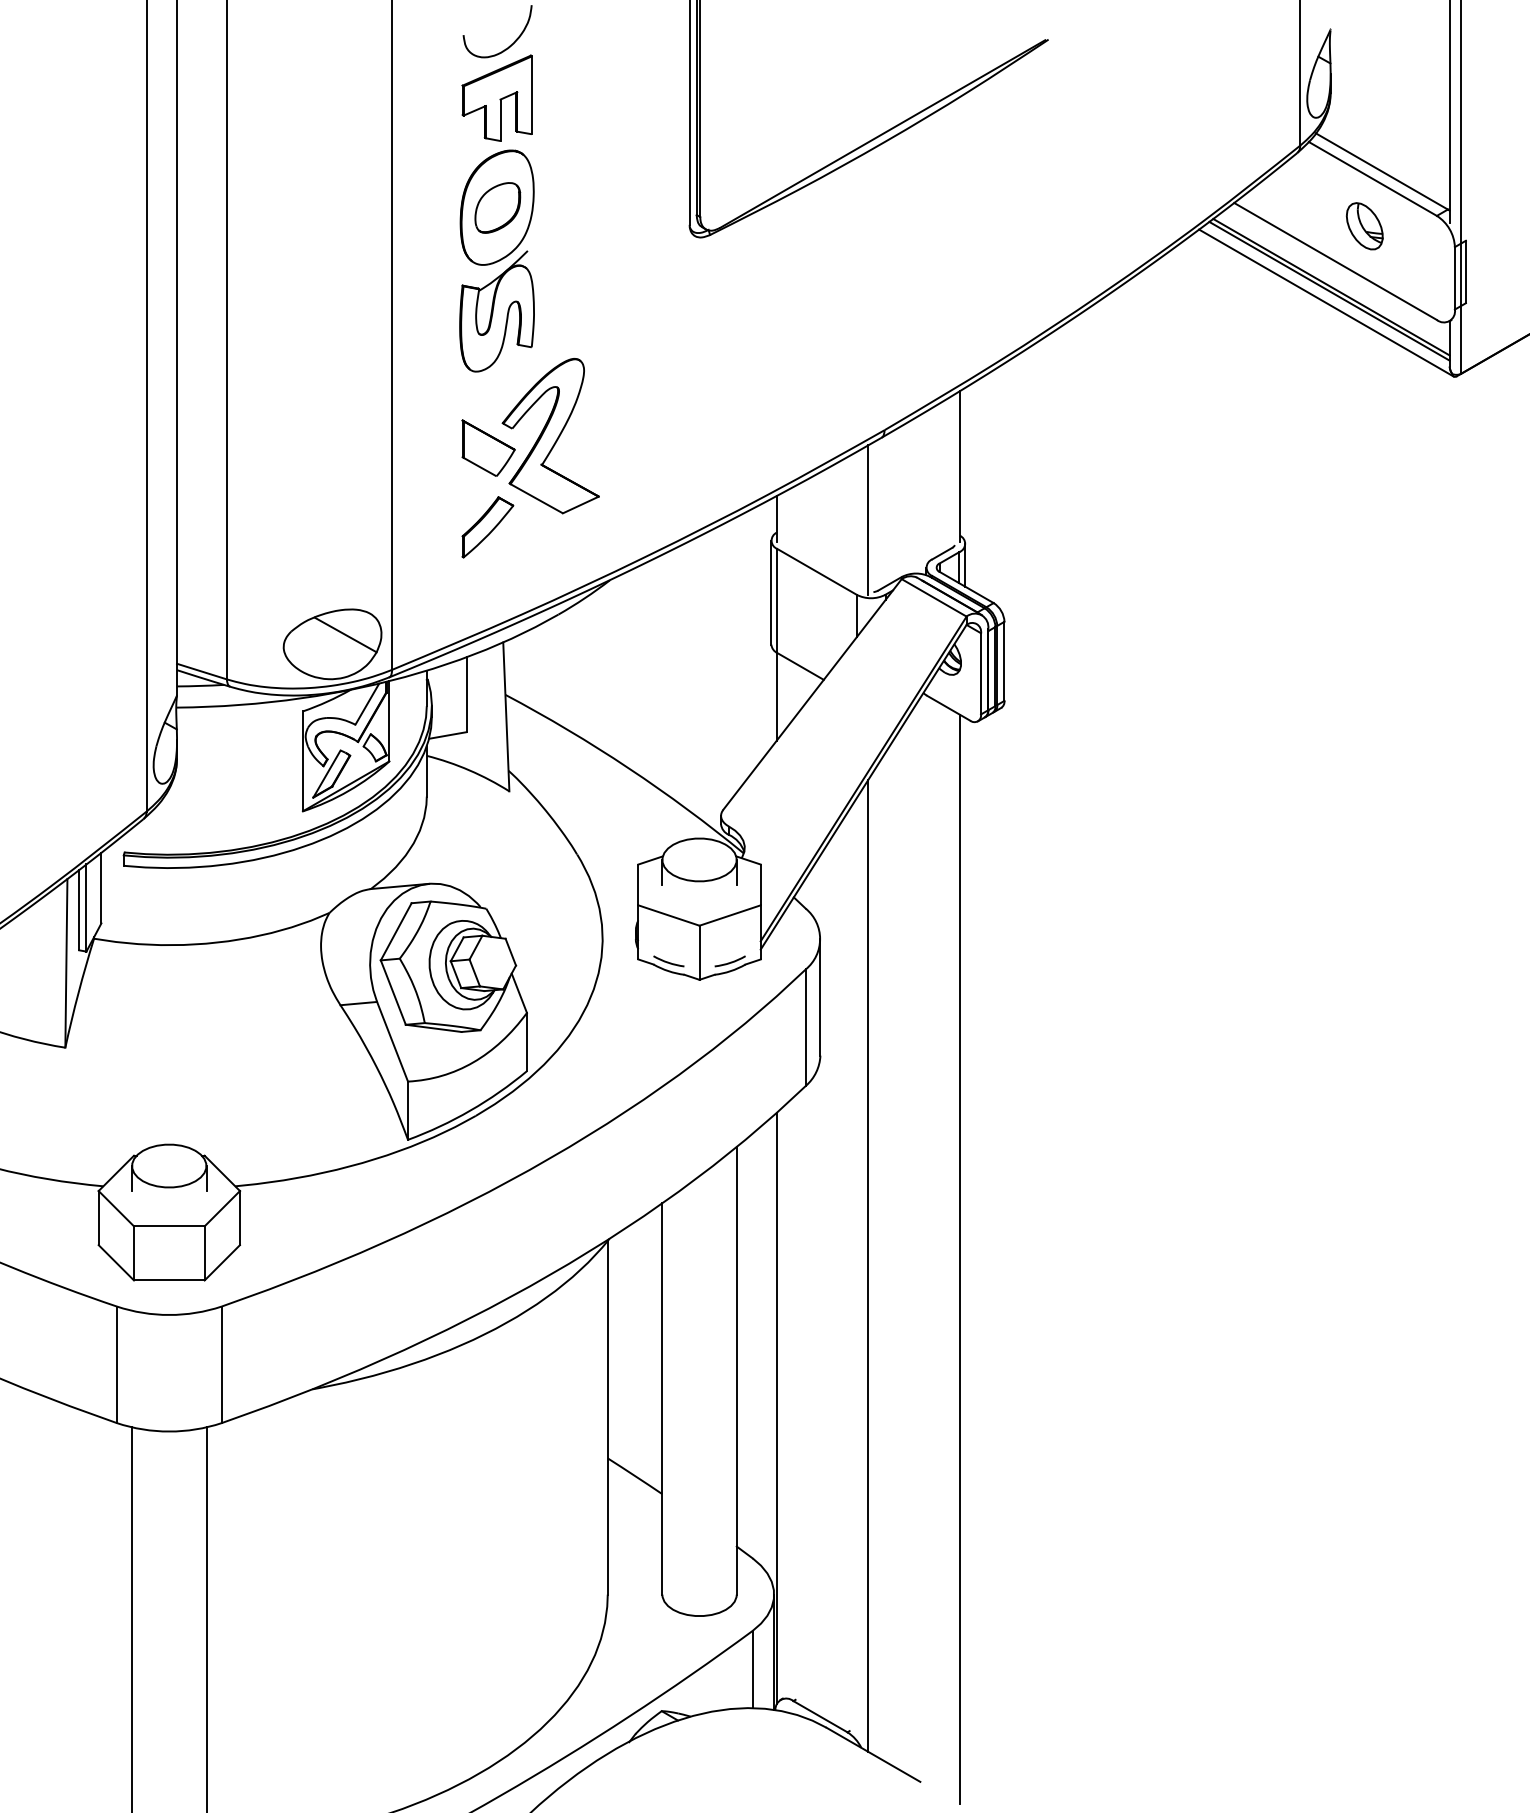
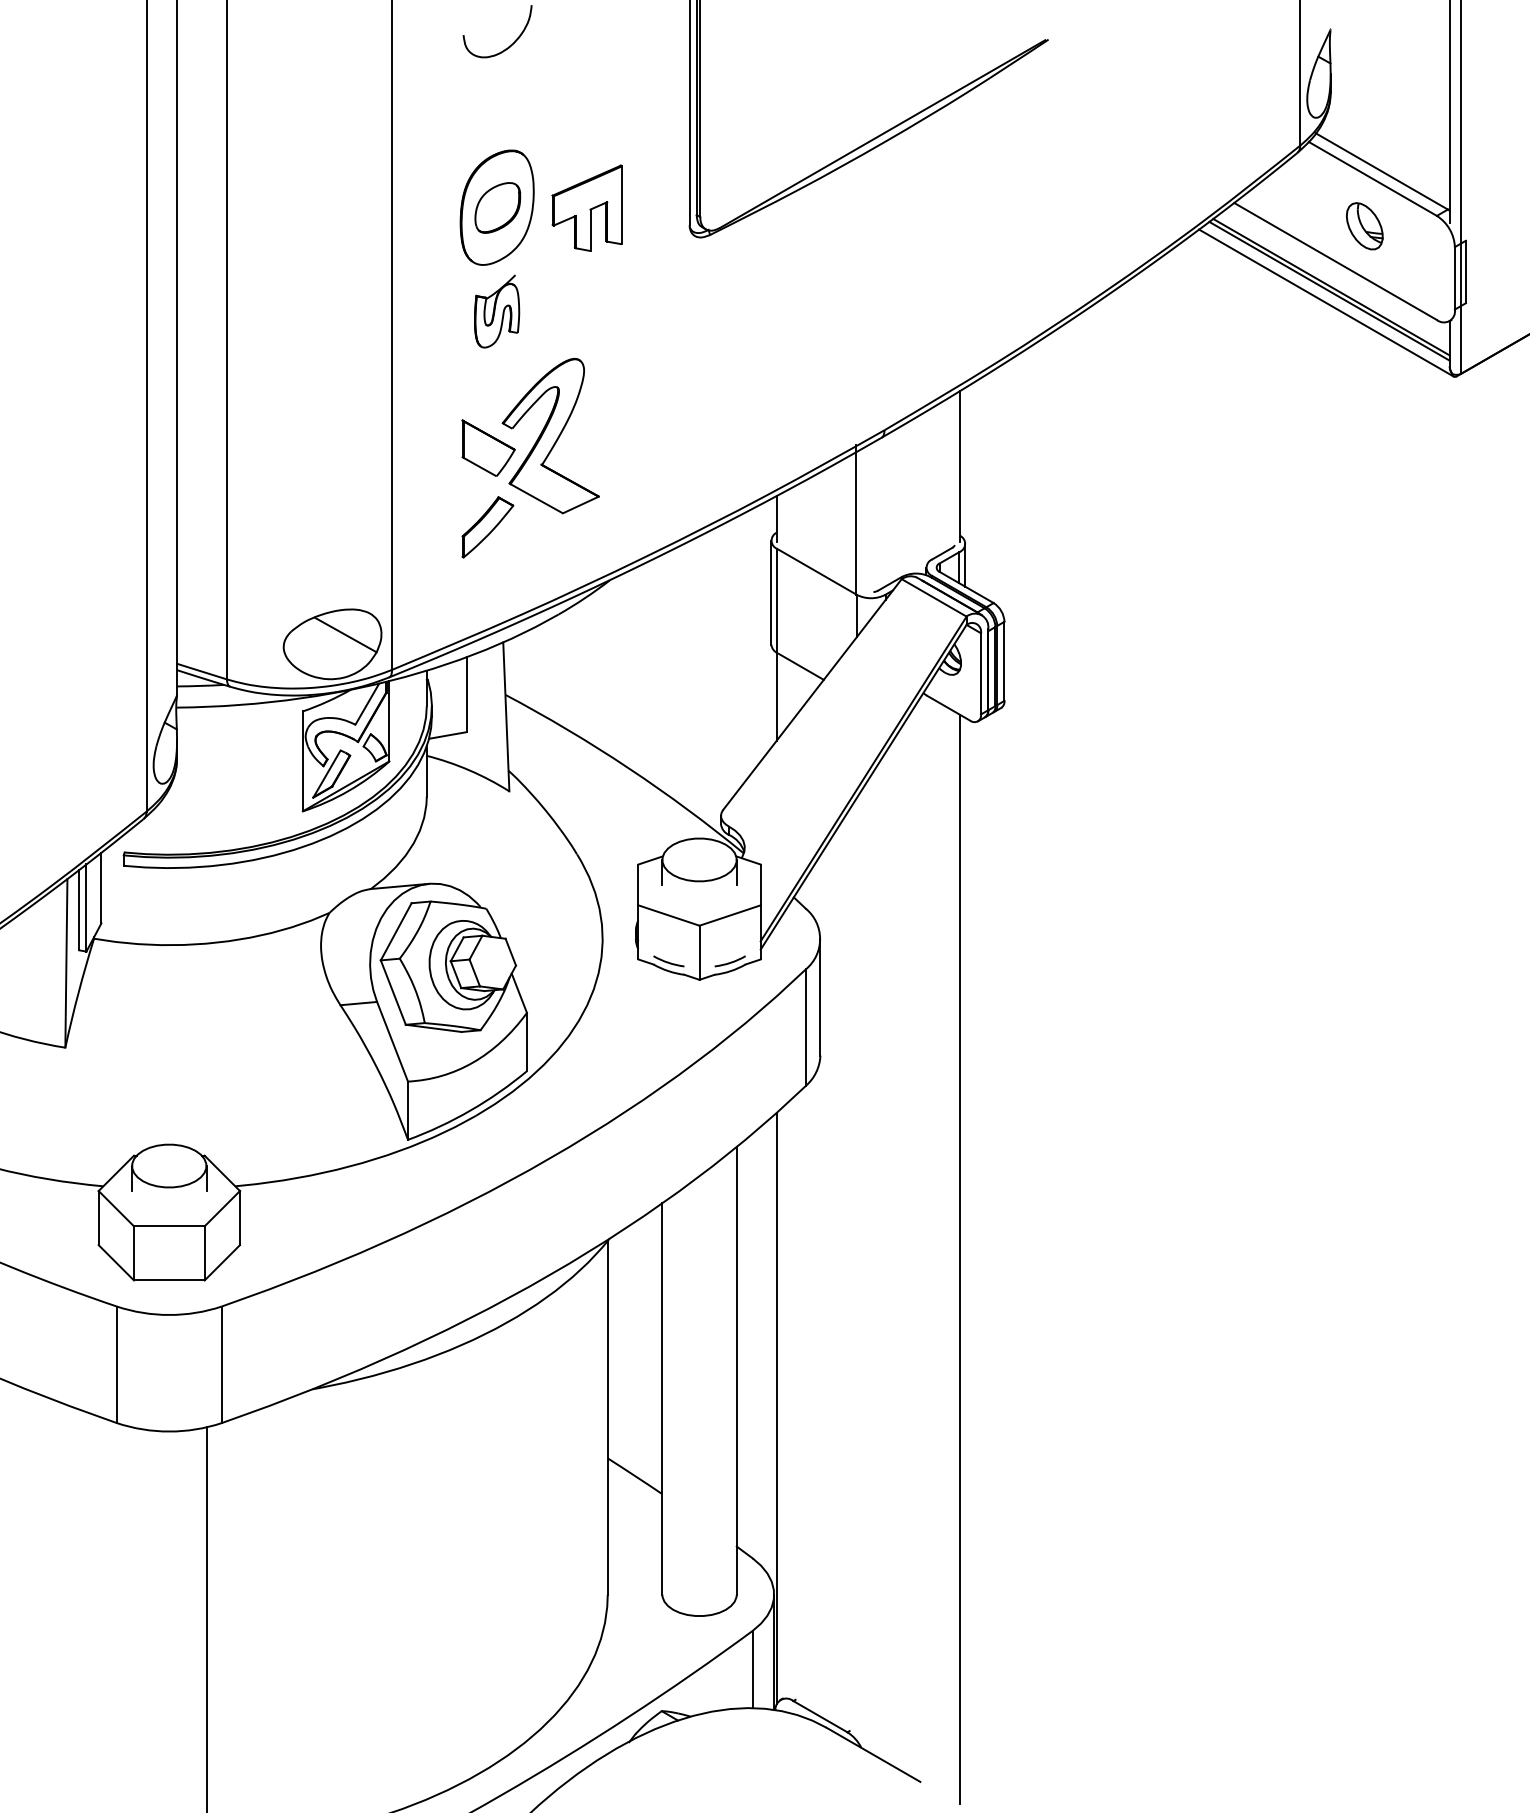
part position: (496, 97) -> (586, 207) (586, 207)
part size: 76x123 px -> 47x75 px (497, 311)
line position: (868, 520) -> (856, 520) (856, 520)
line: present -> none (868, 1265)
line: present -> none (132, 1618)
